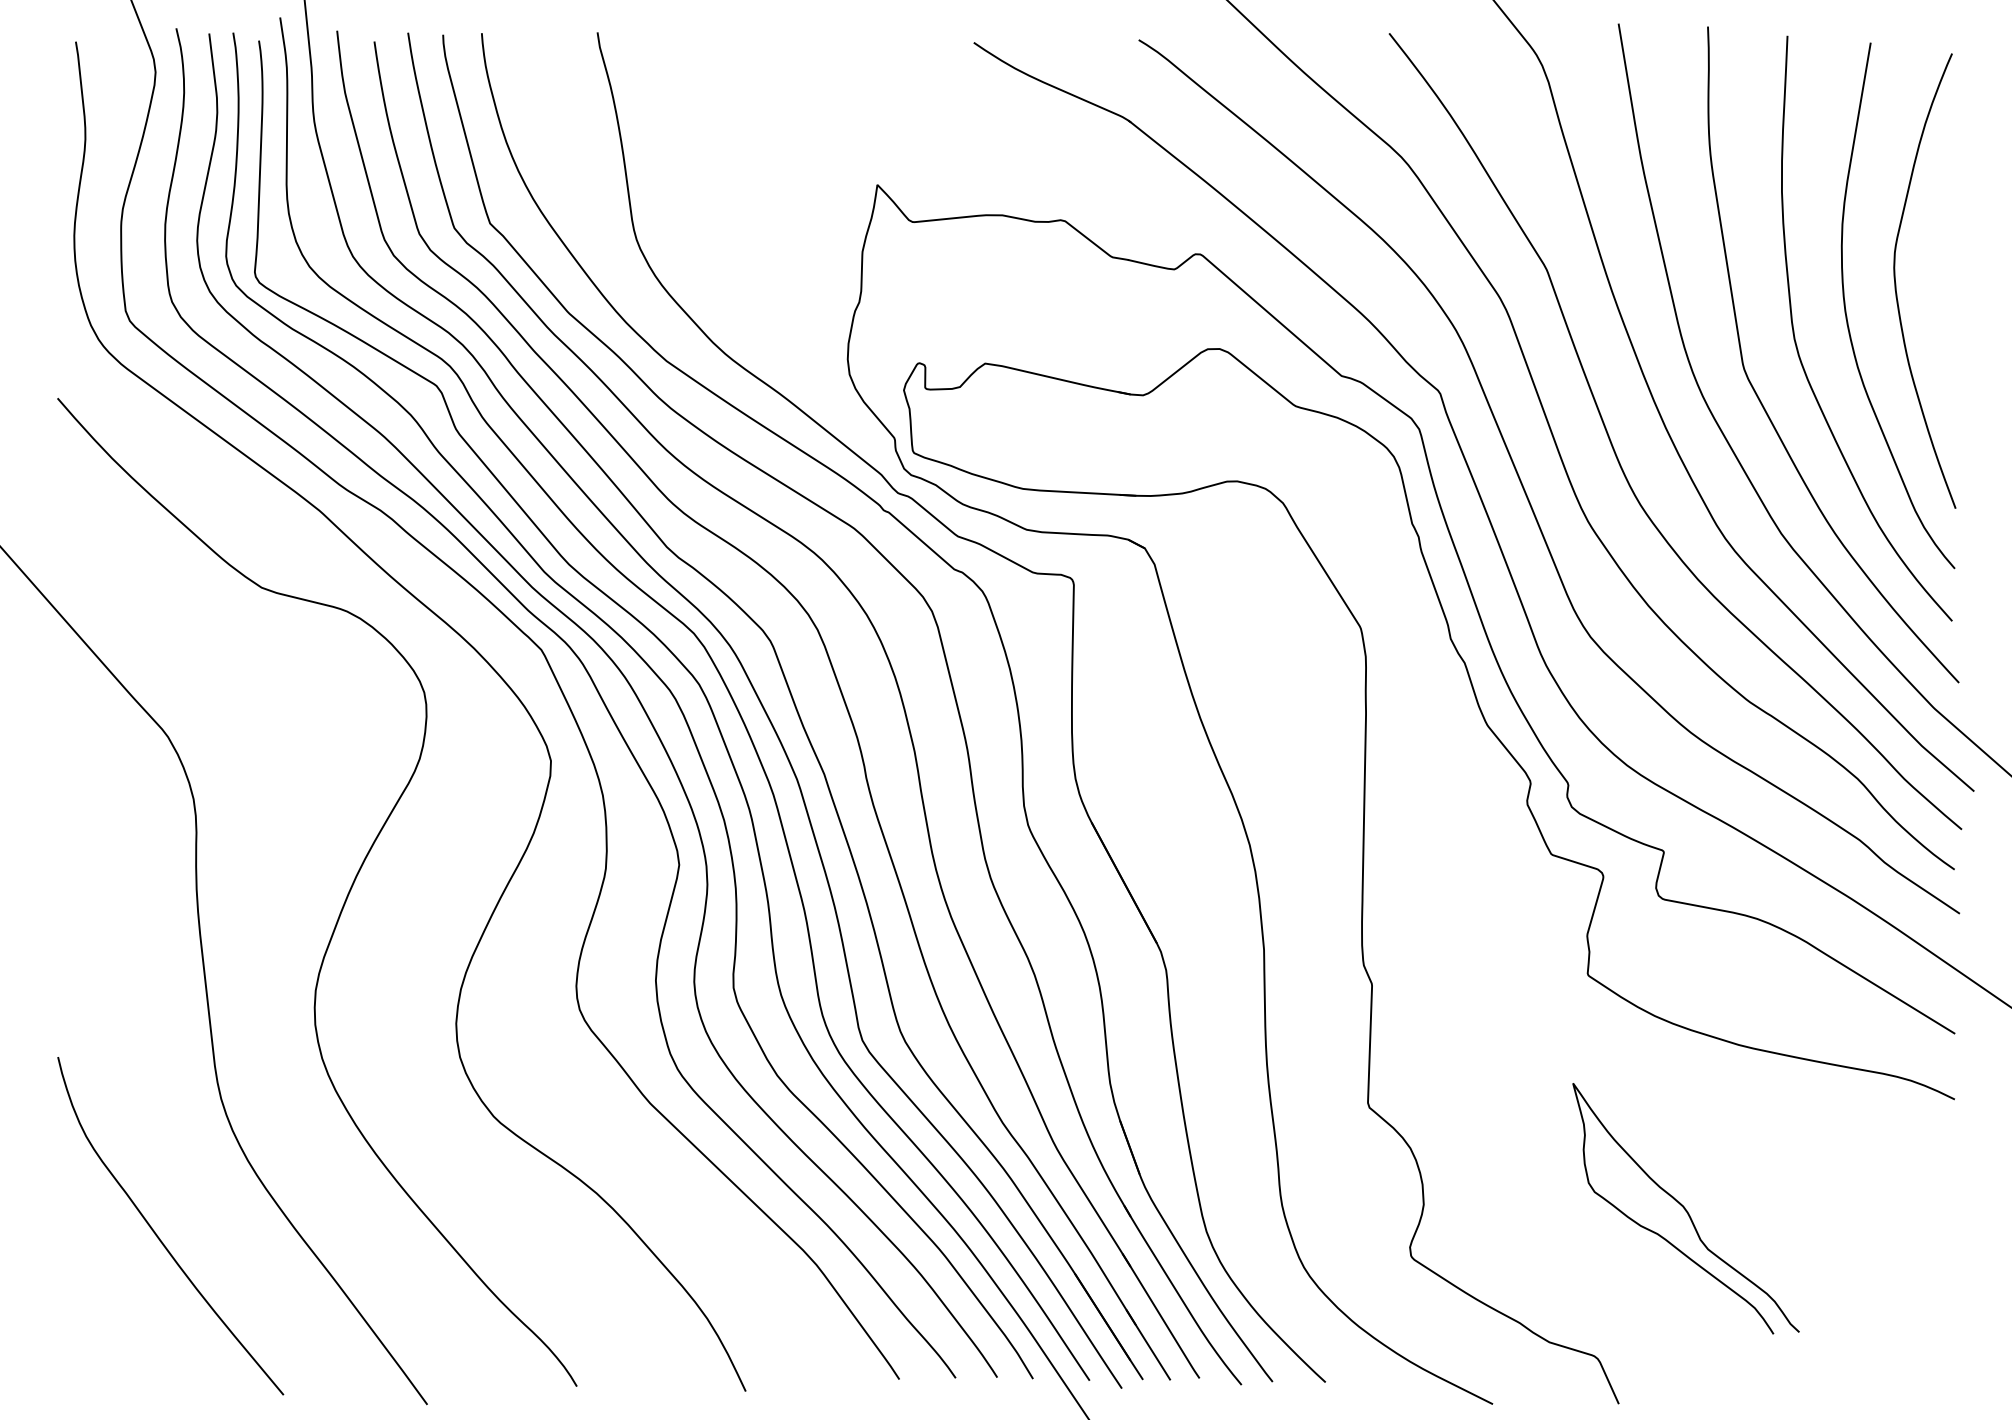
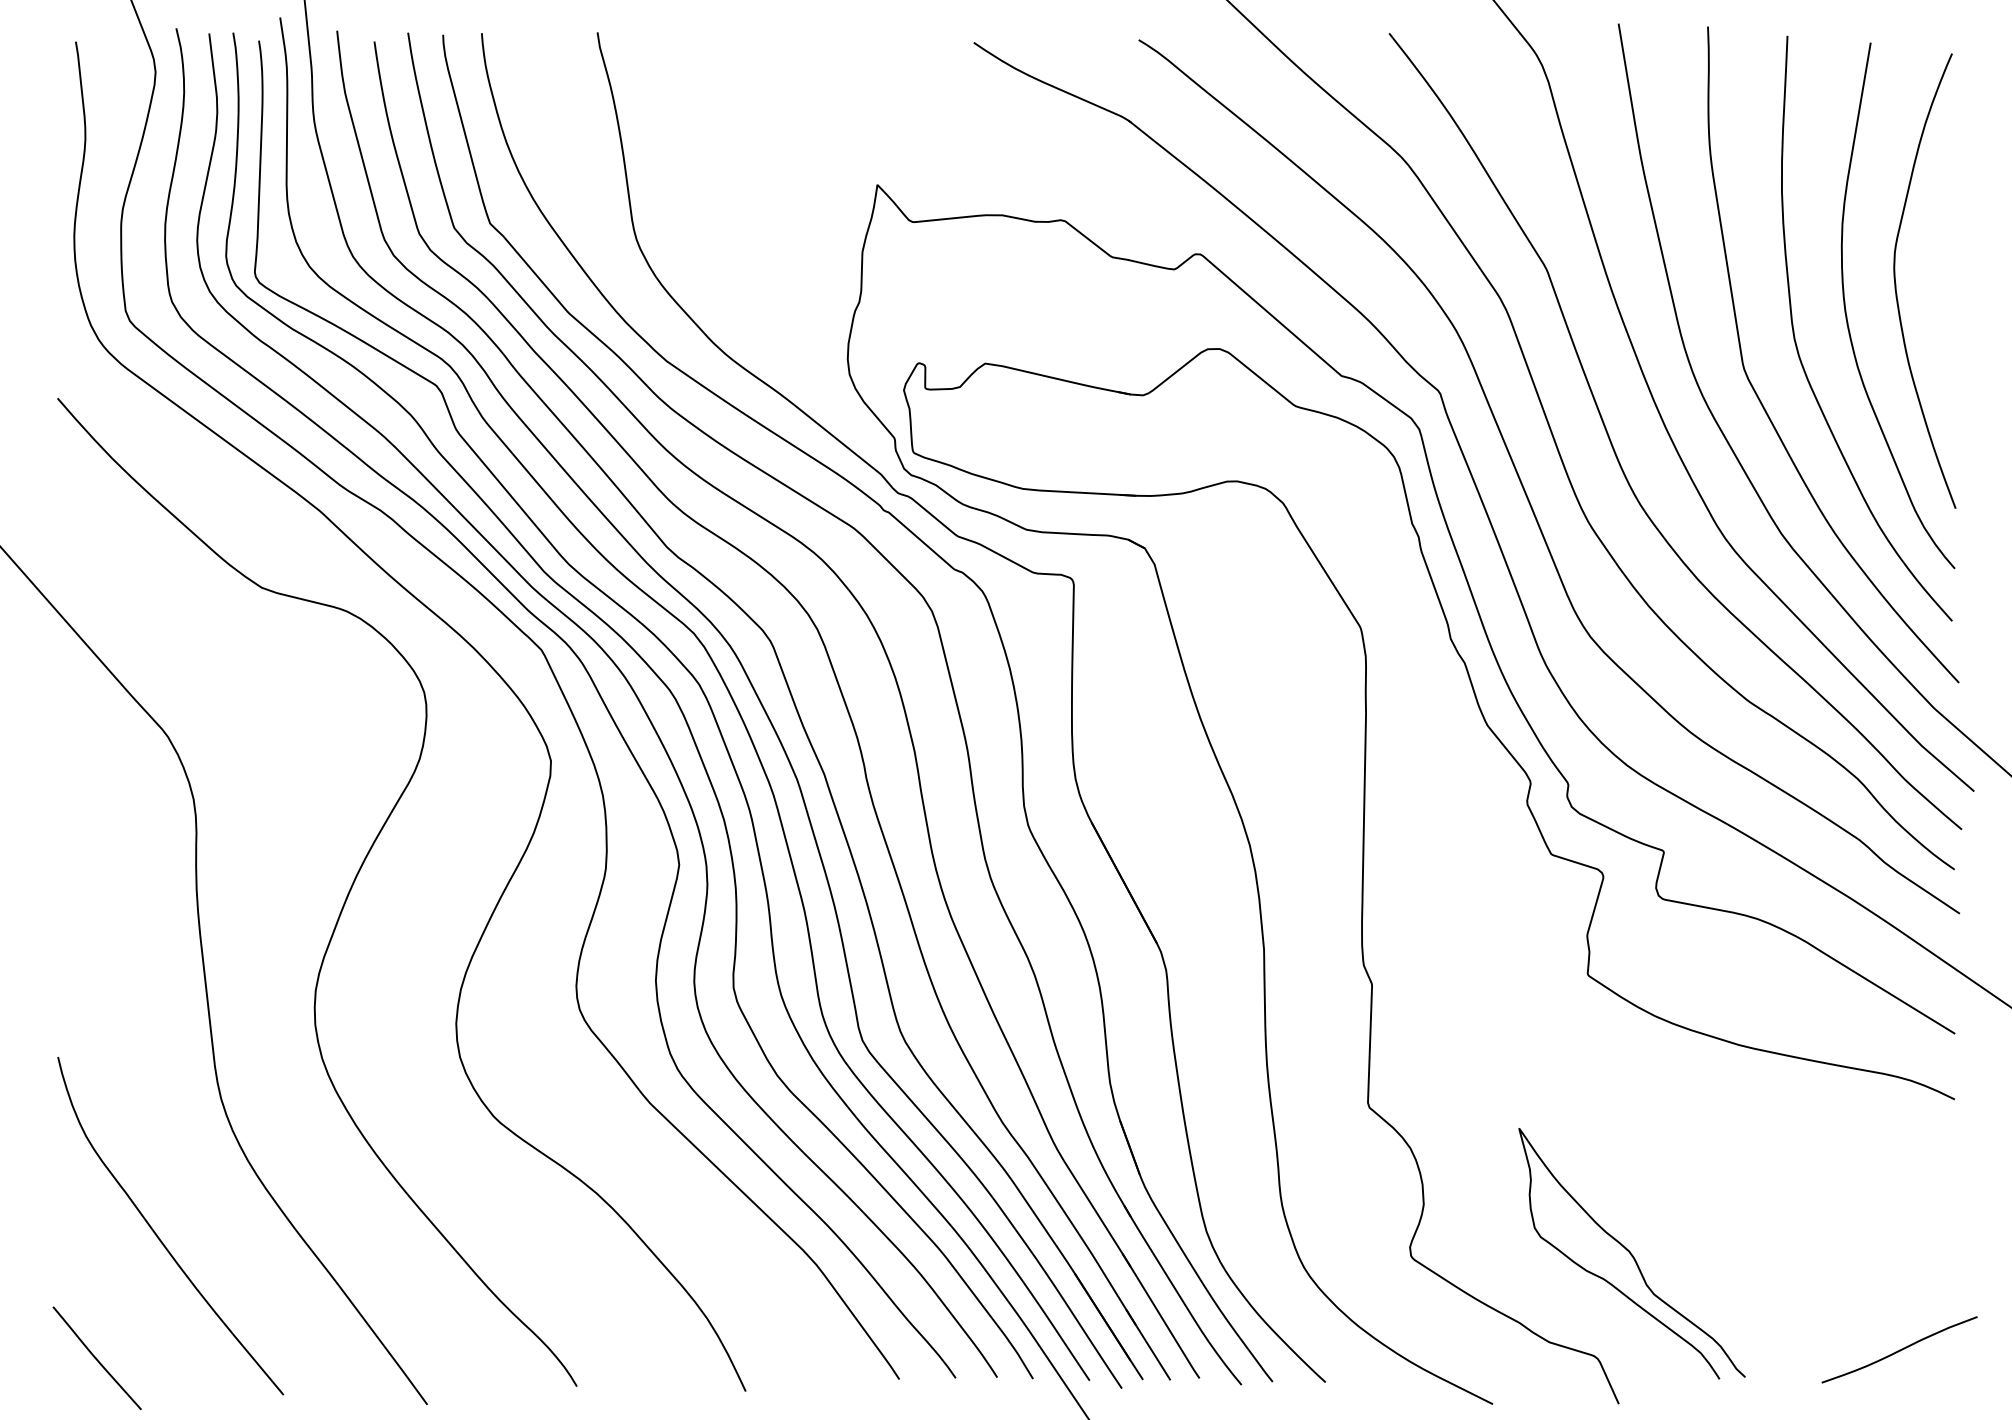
curve position: (1685, 1208) -> (1631, 1253) (1631, 1253)
curve: none -> present (1899, 1349)
curve: none -> present (96, 1358)
